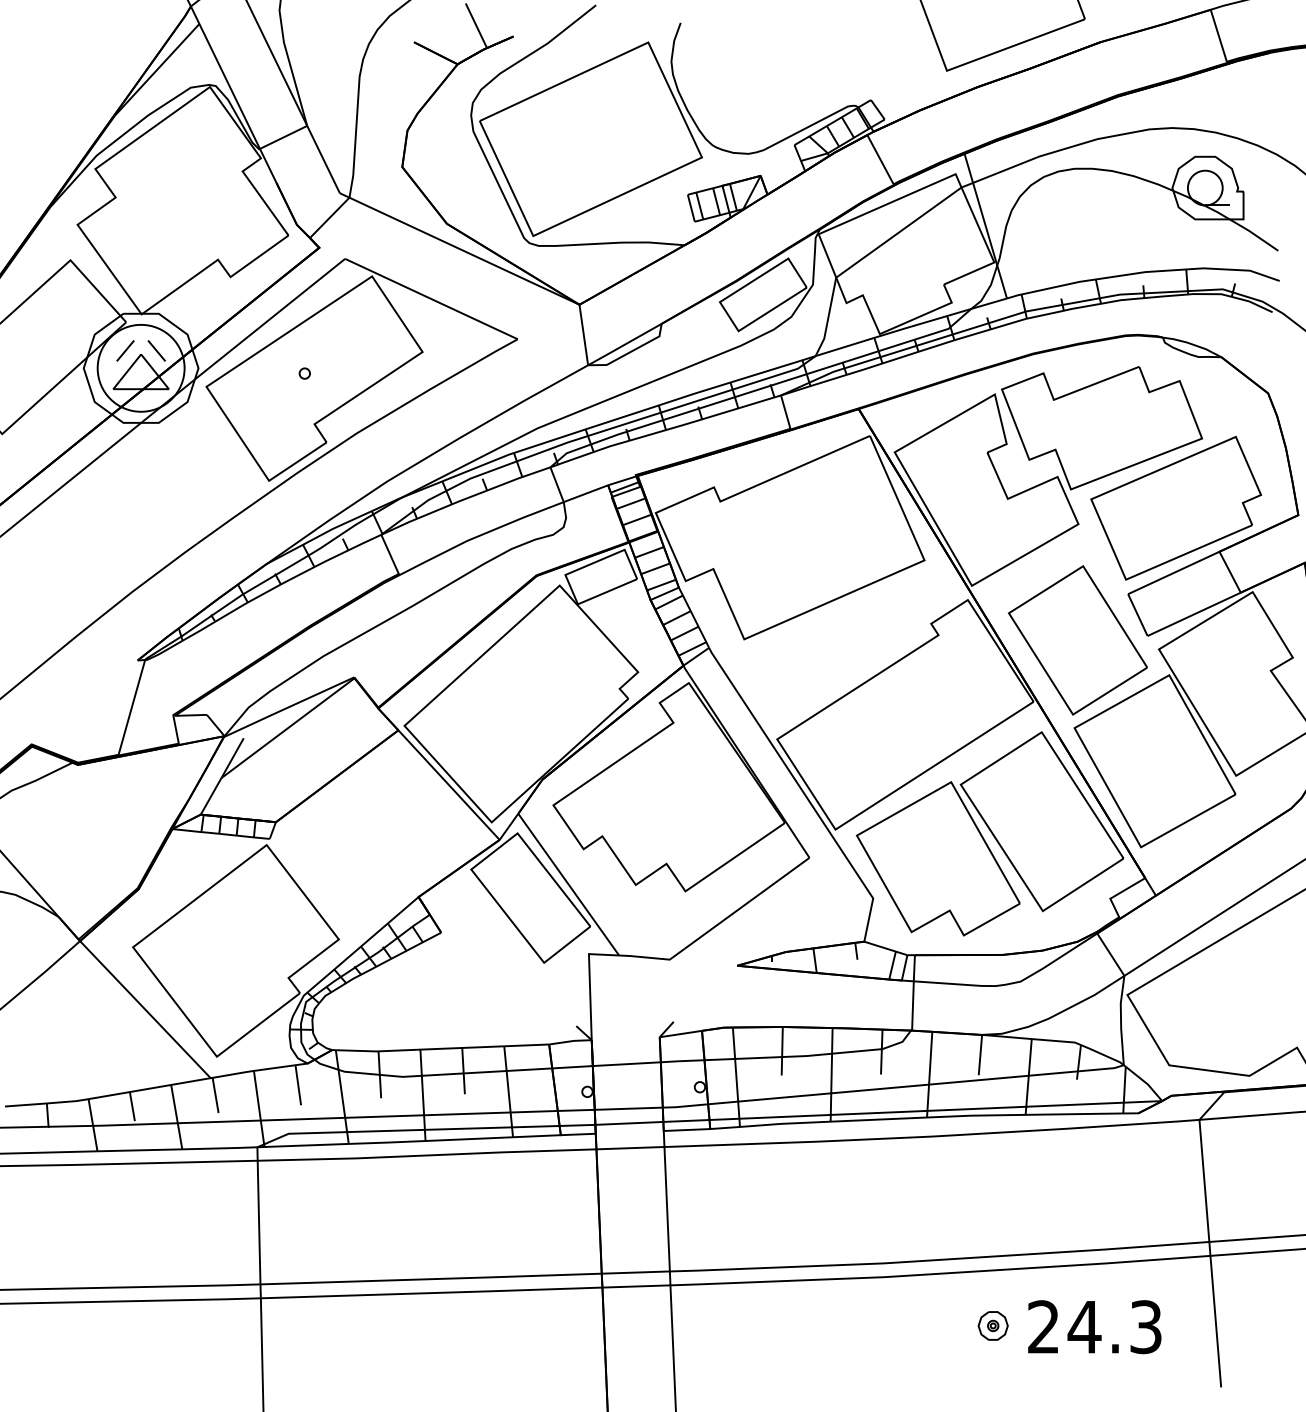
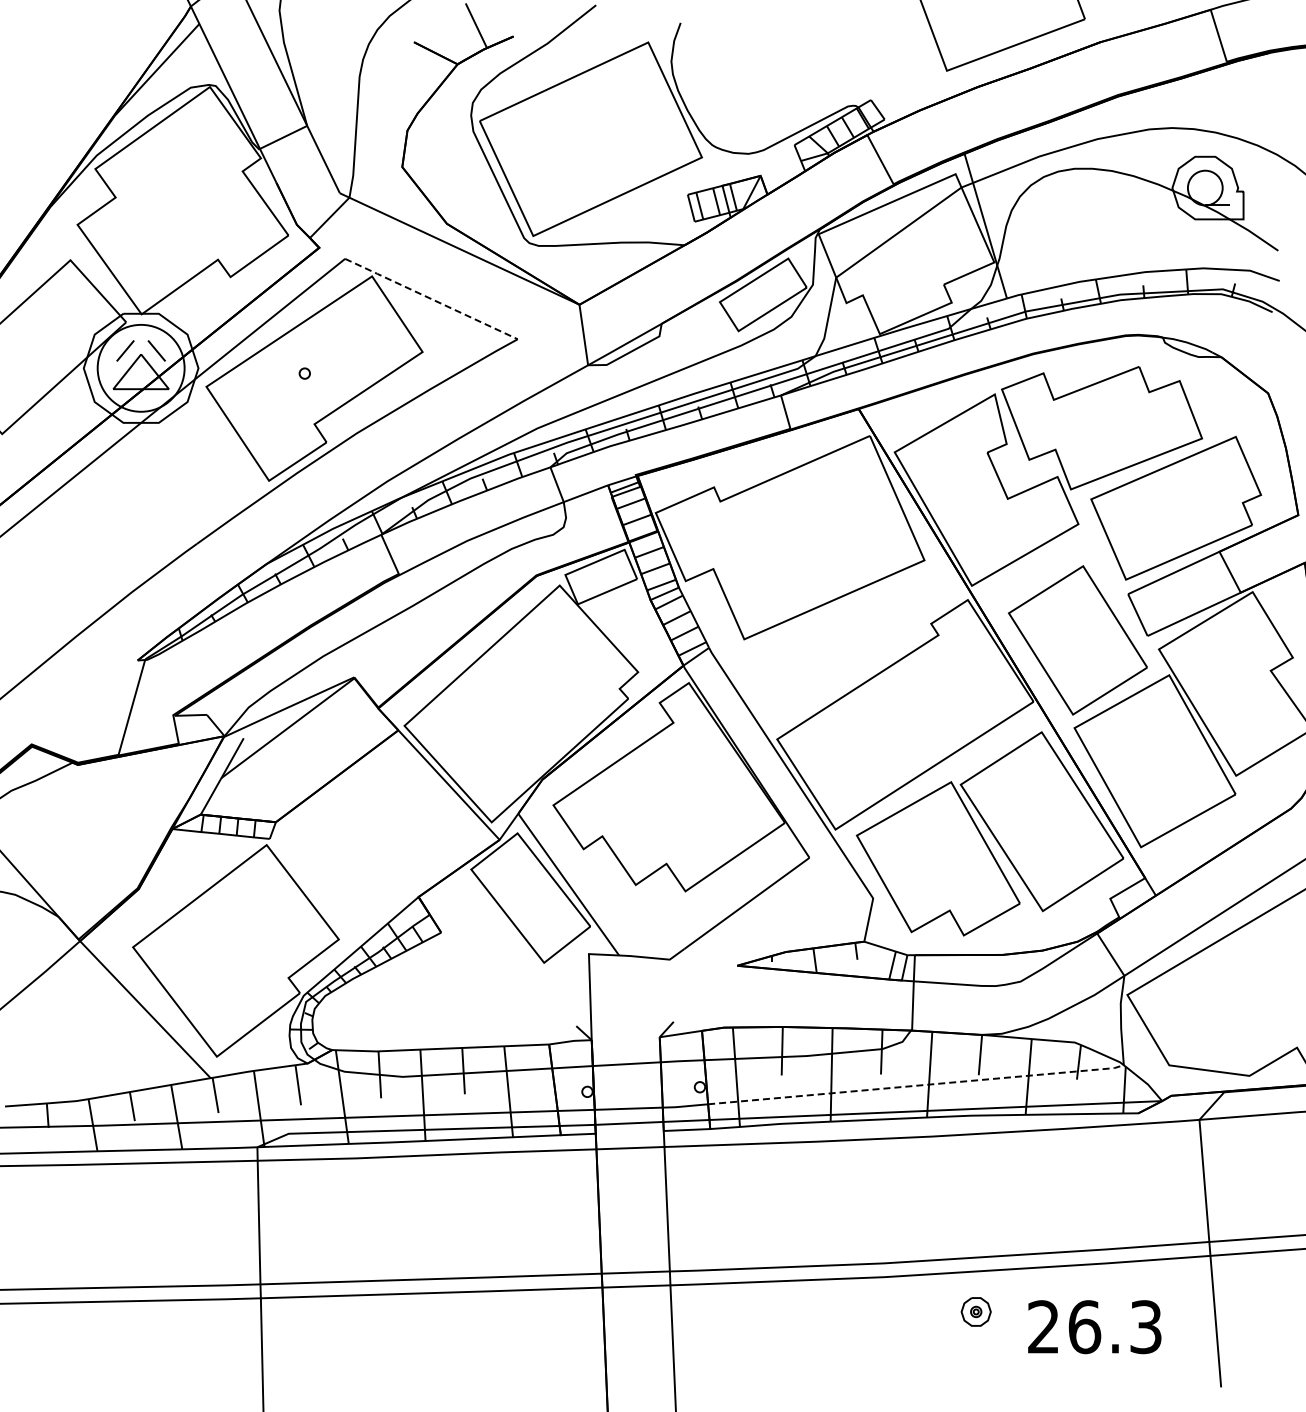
line: solid -> dashed (430, 298)
line: solid -> dashed (917, 1085)
part position: (992, 1325) -> (975, 1311) (975, 1311)
text: 24.3 -> 26.3 (1084, 1327)
